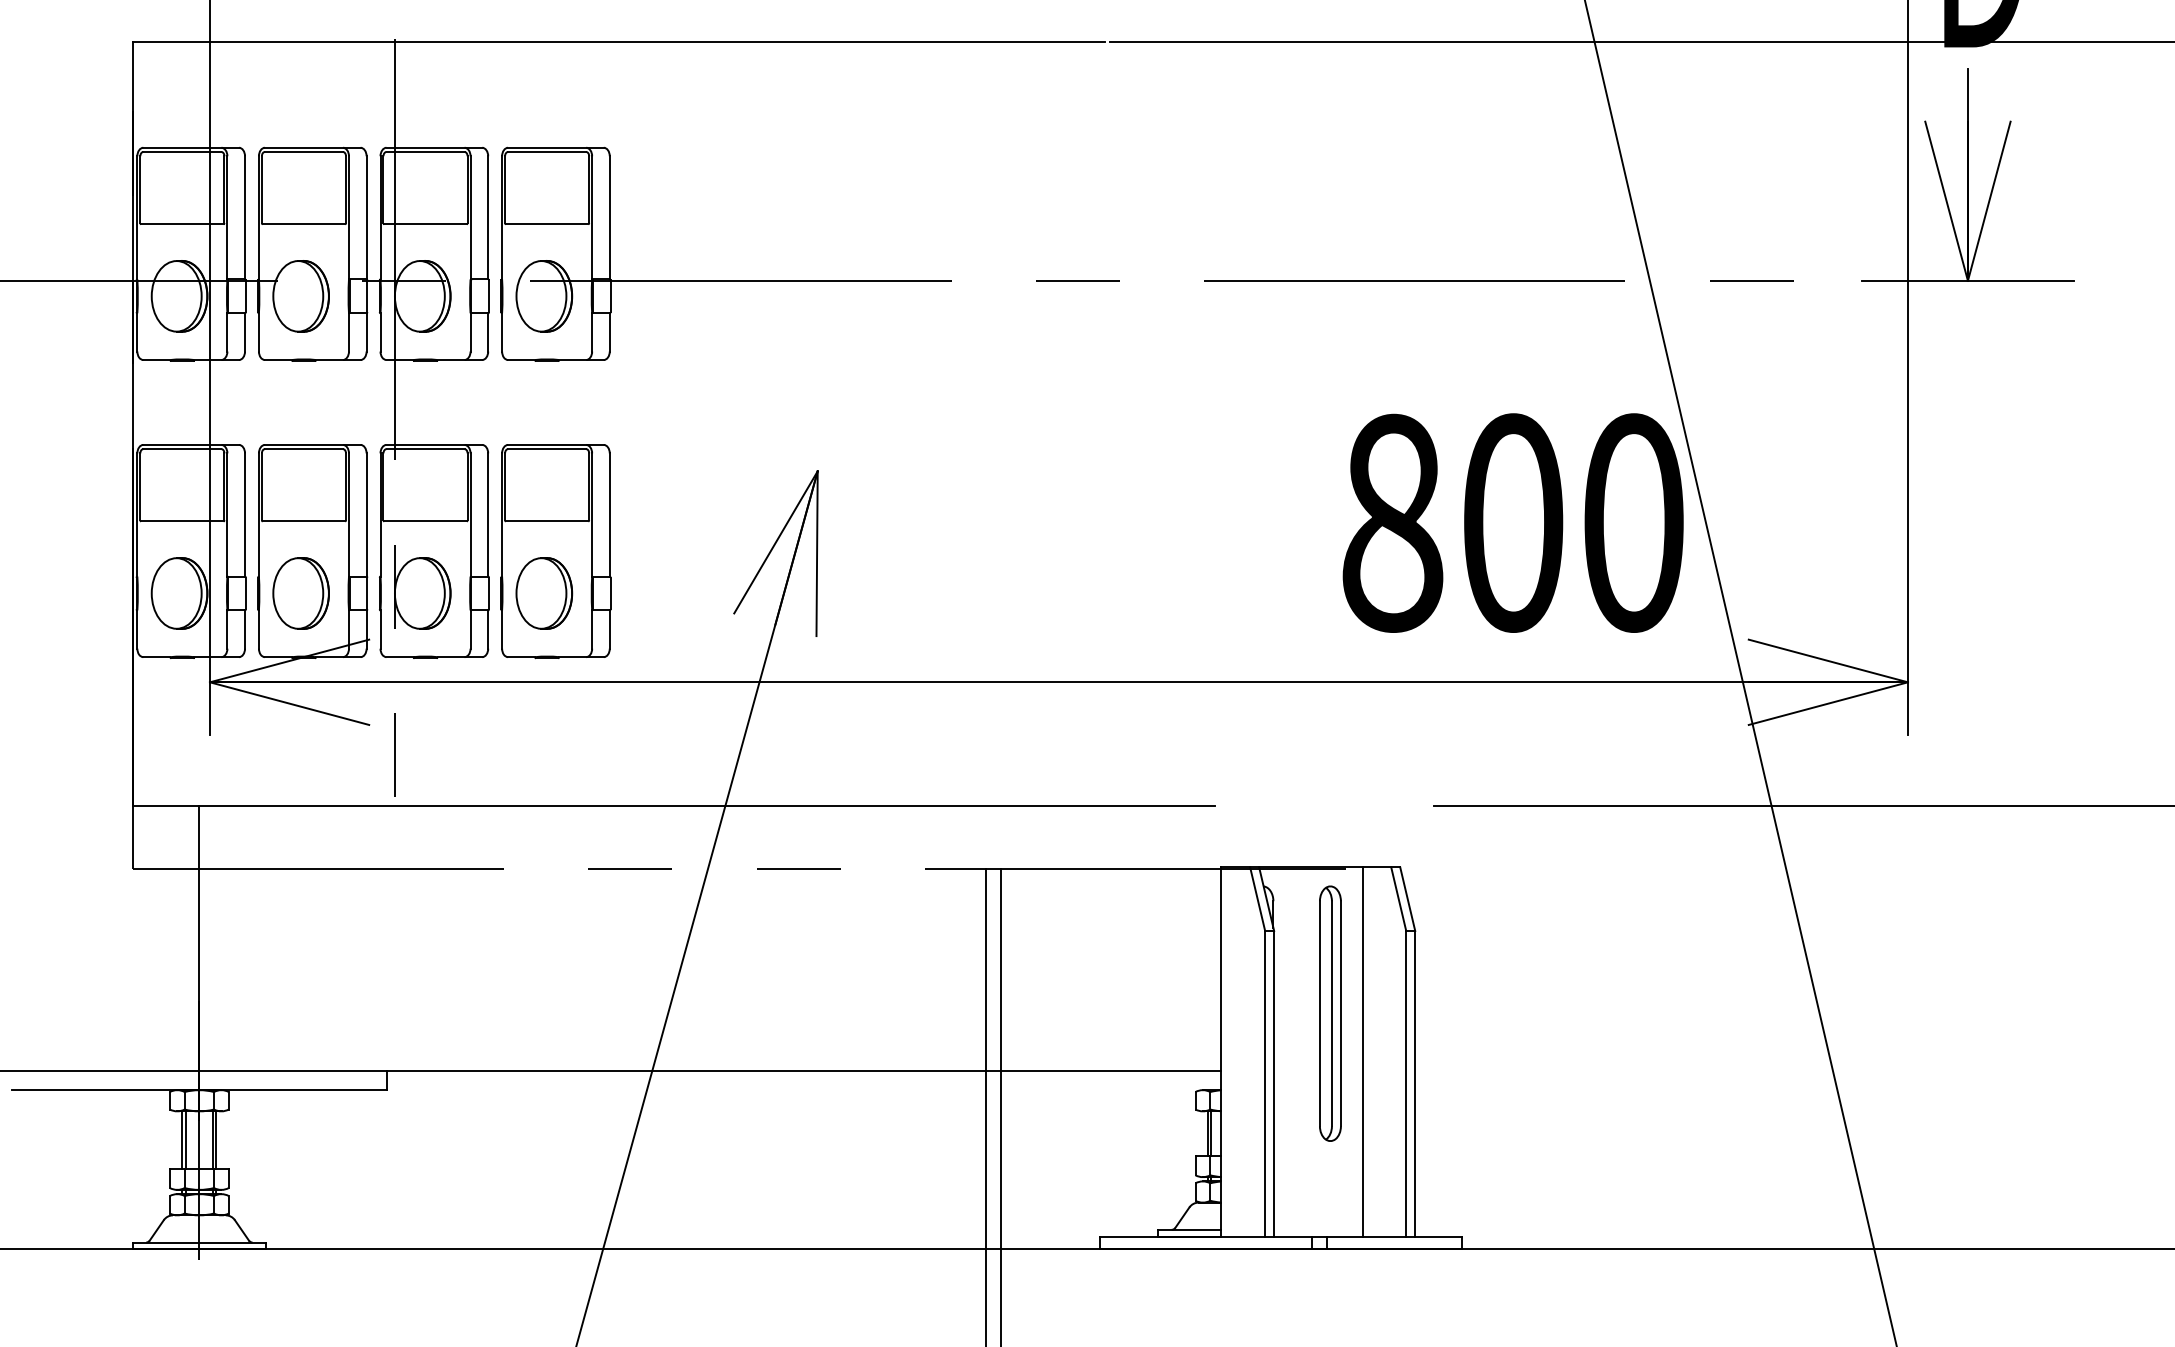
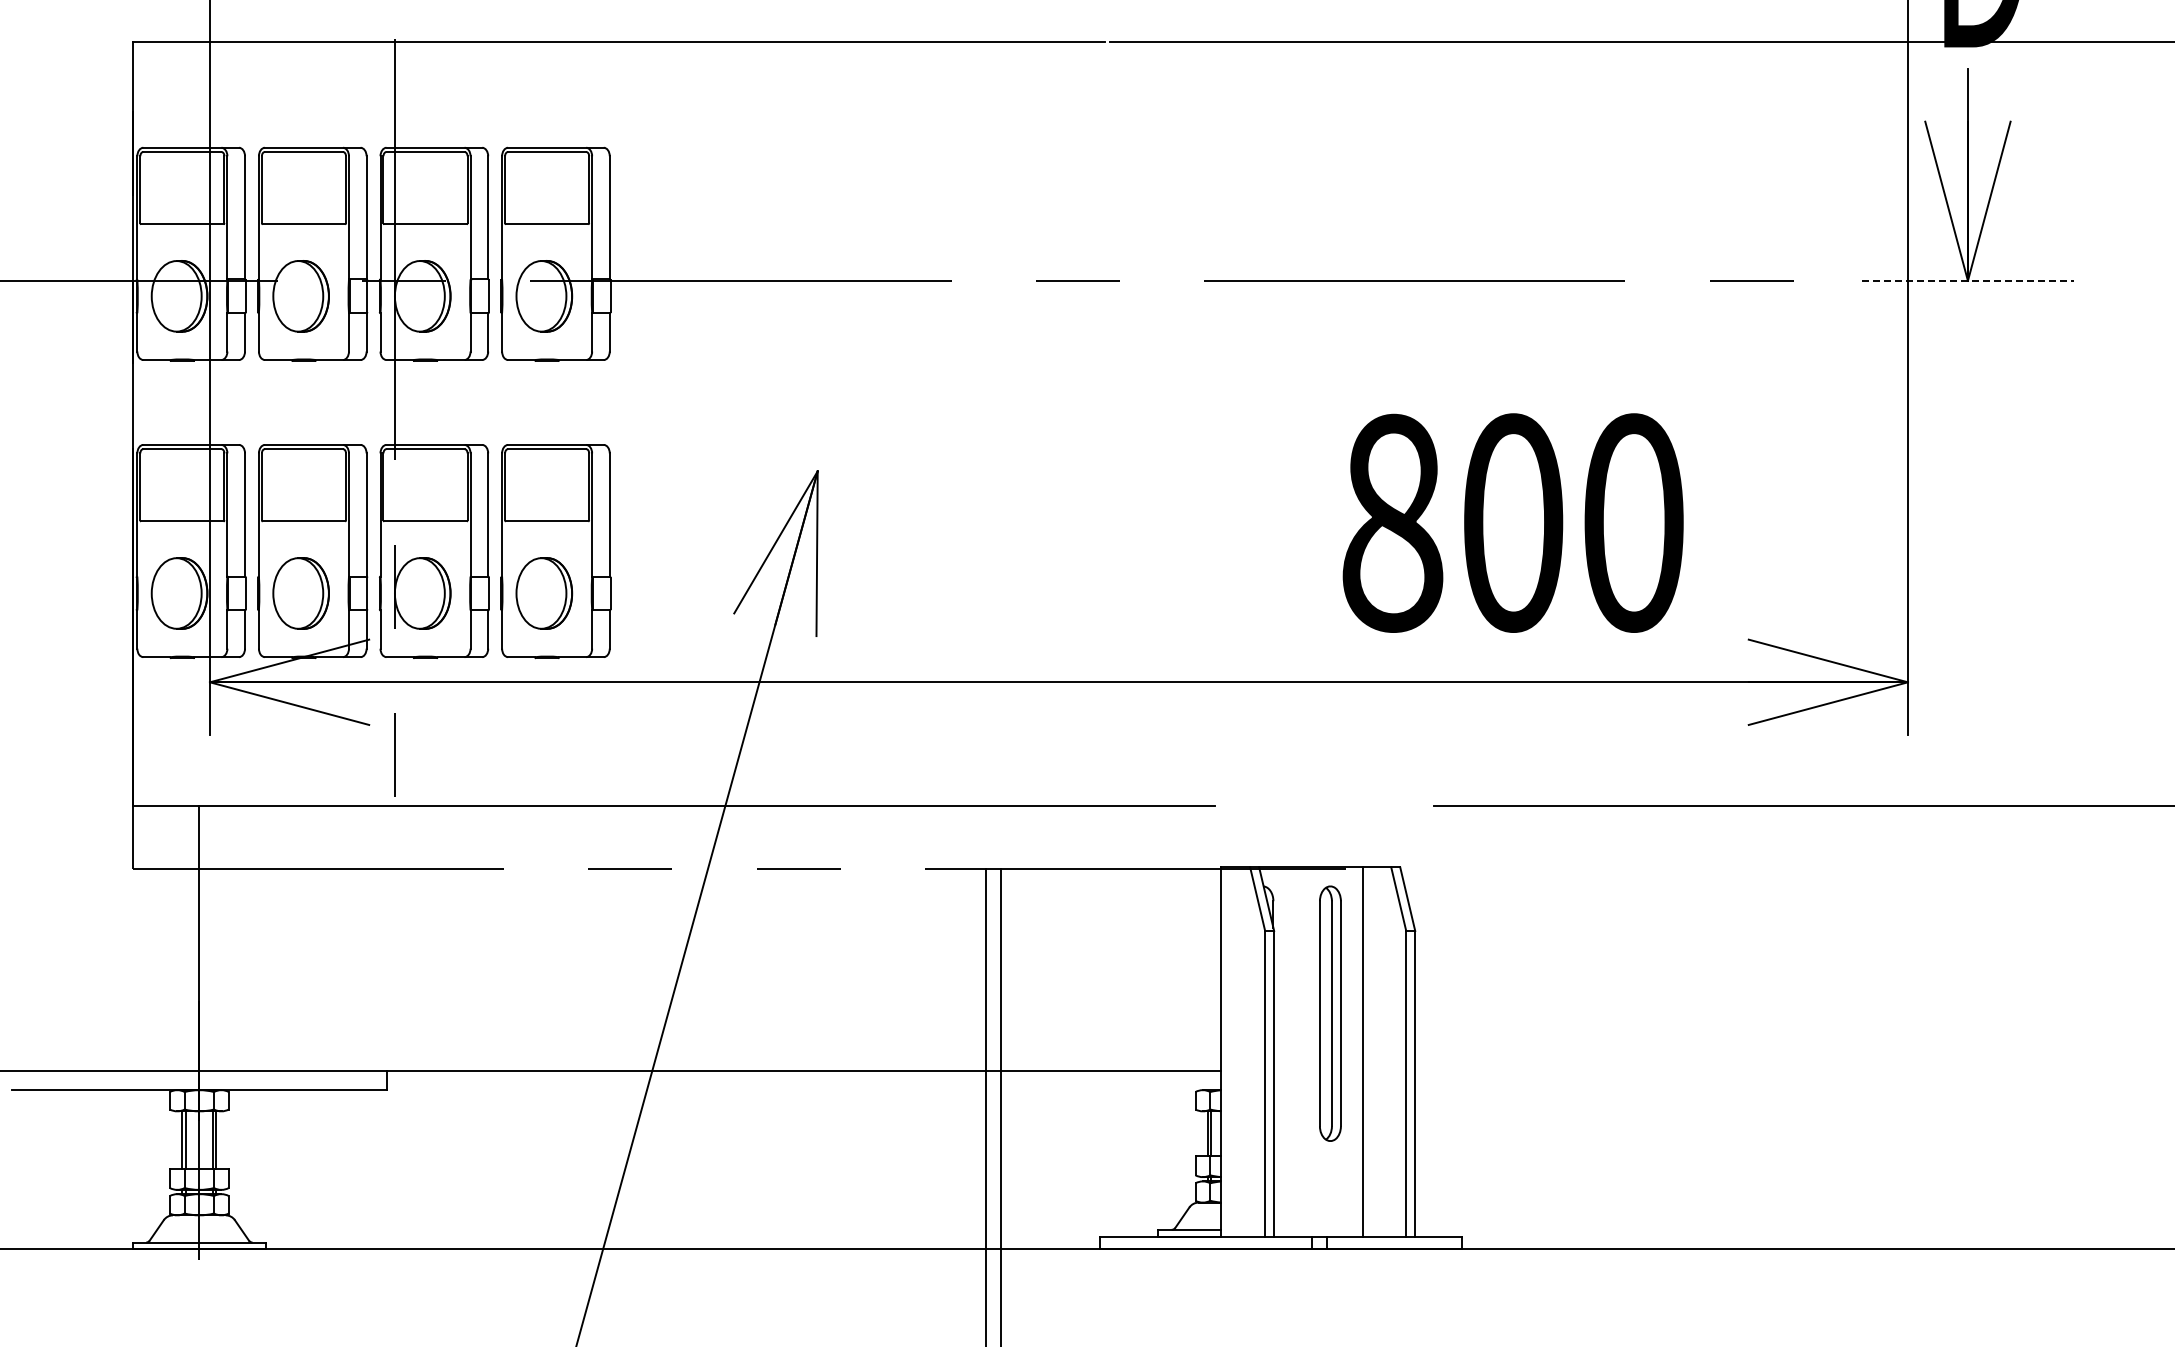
line: solid -> dashed (1968, 280)
line: present -> none (1740, 672)
